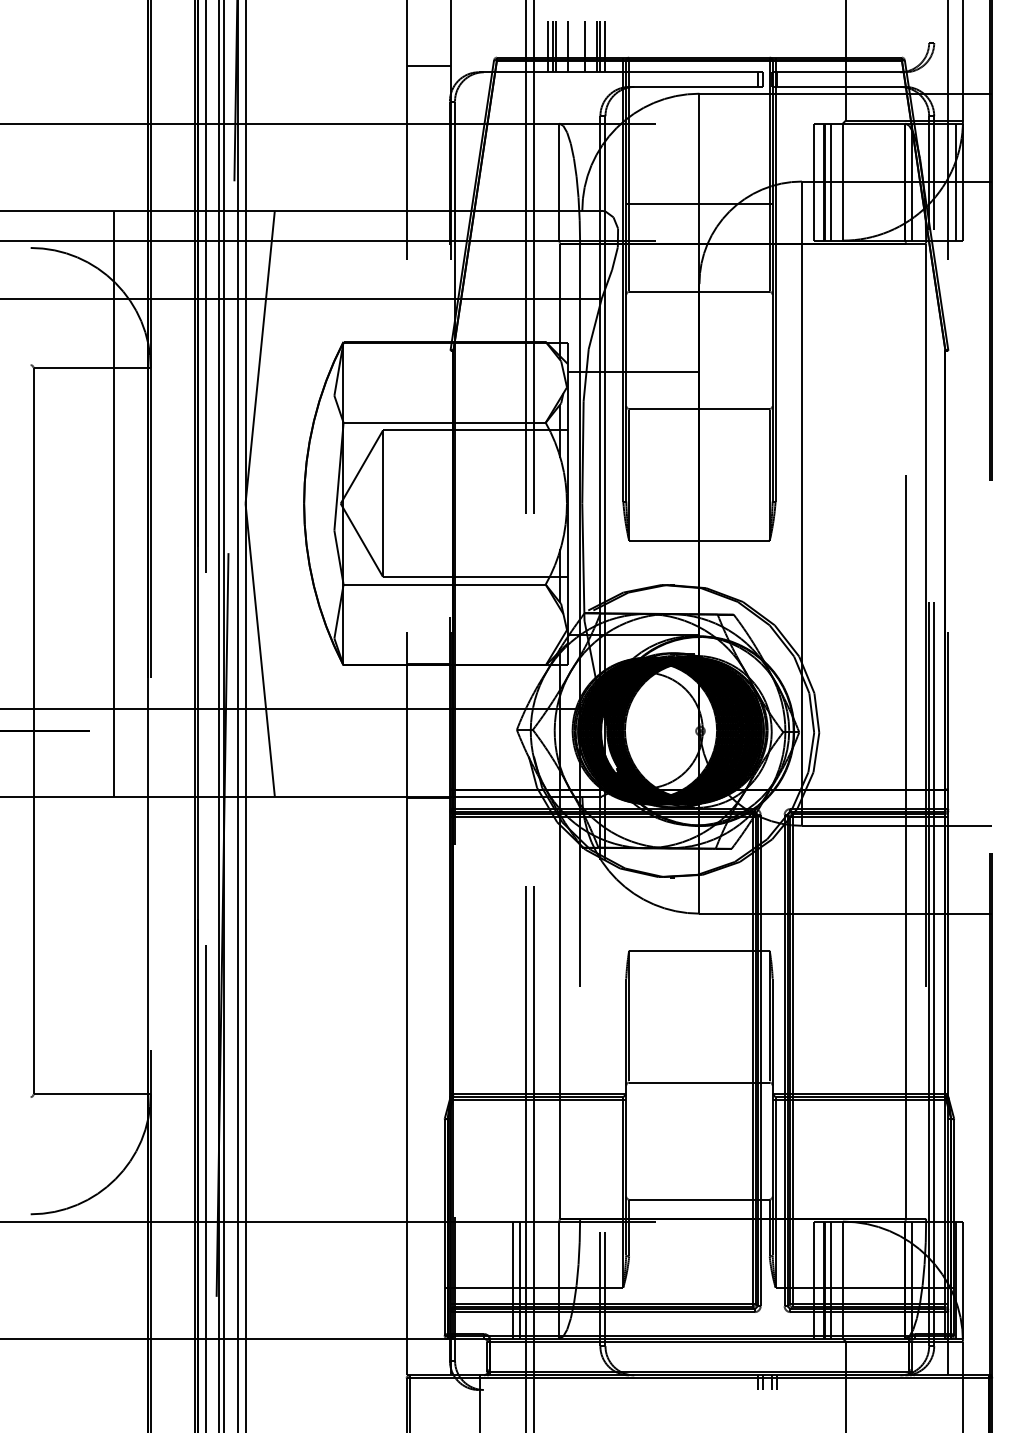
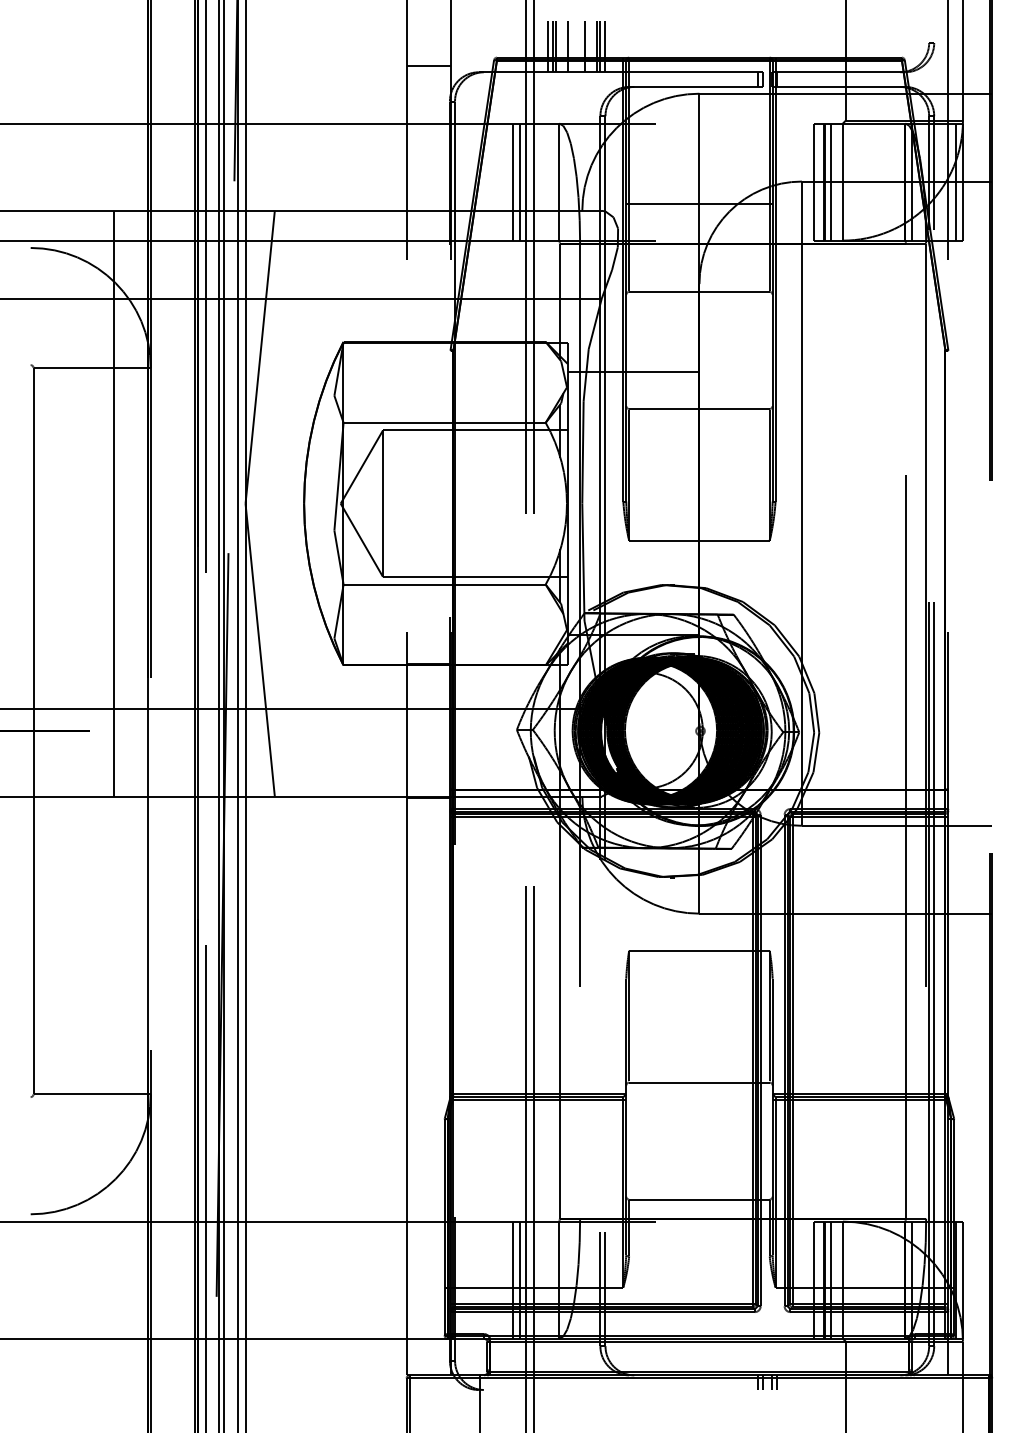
line: none -> present (513, 181)
line: none -> present (520, 181)
